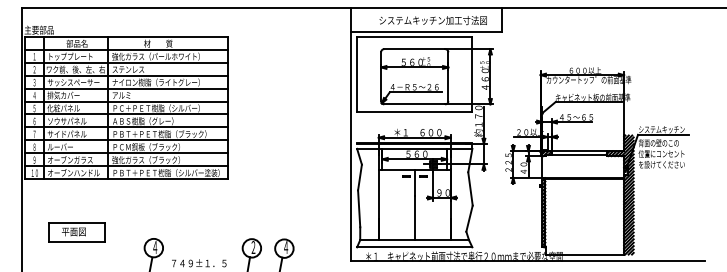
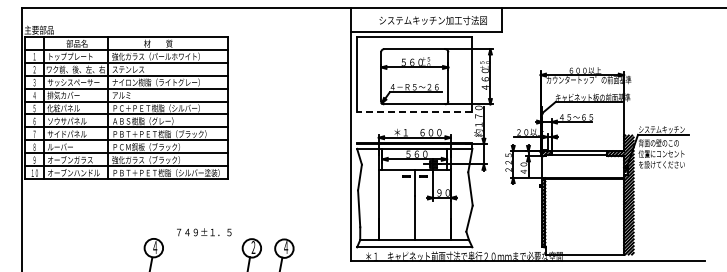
line: solid -> dashed (414, 111)
part: present -> none (76, 232)
text position: (199, 263) -> (204, 232) (204, 232)
